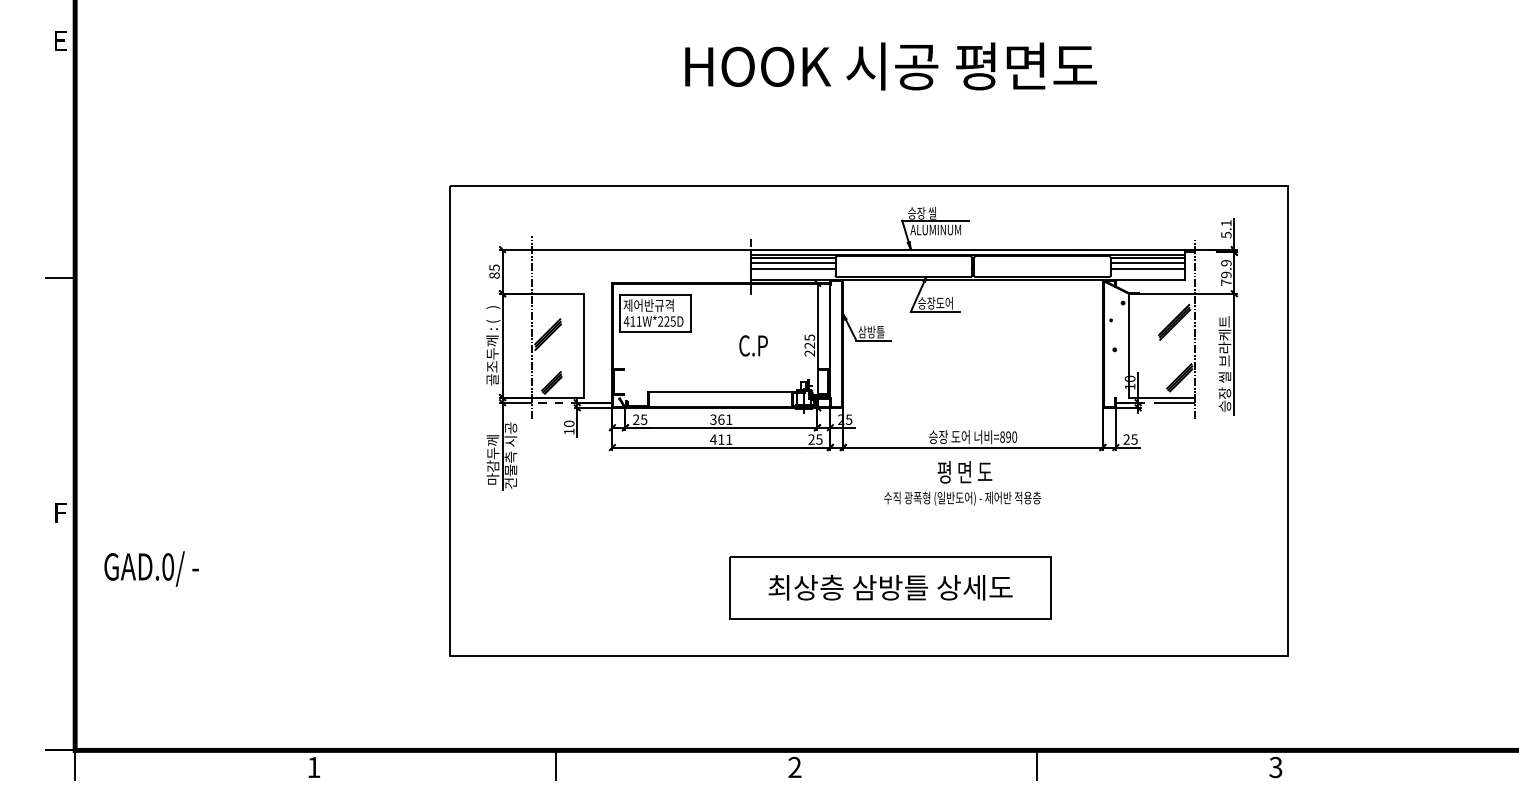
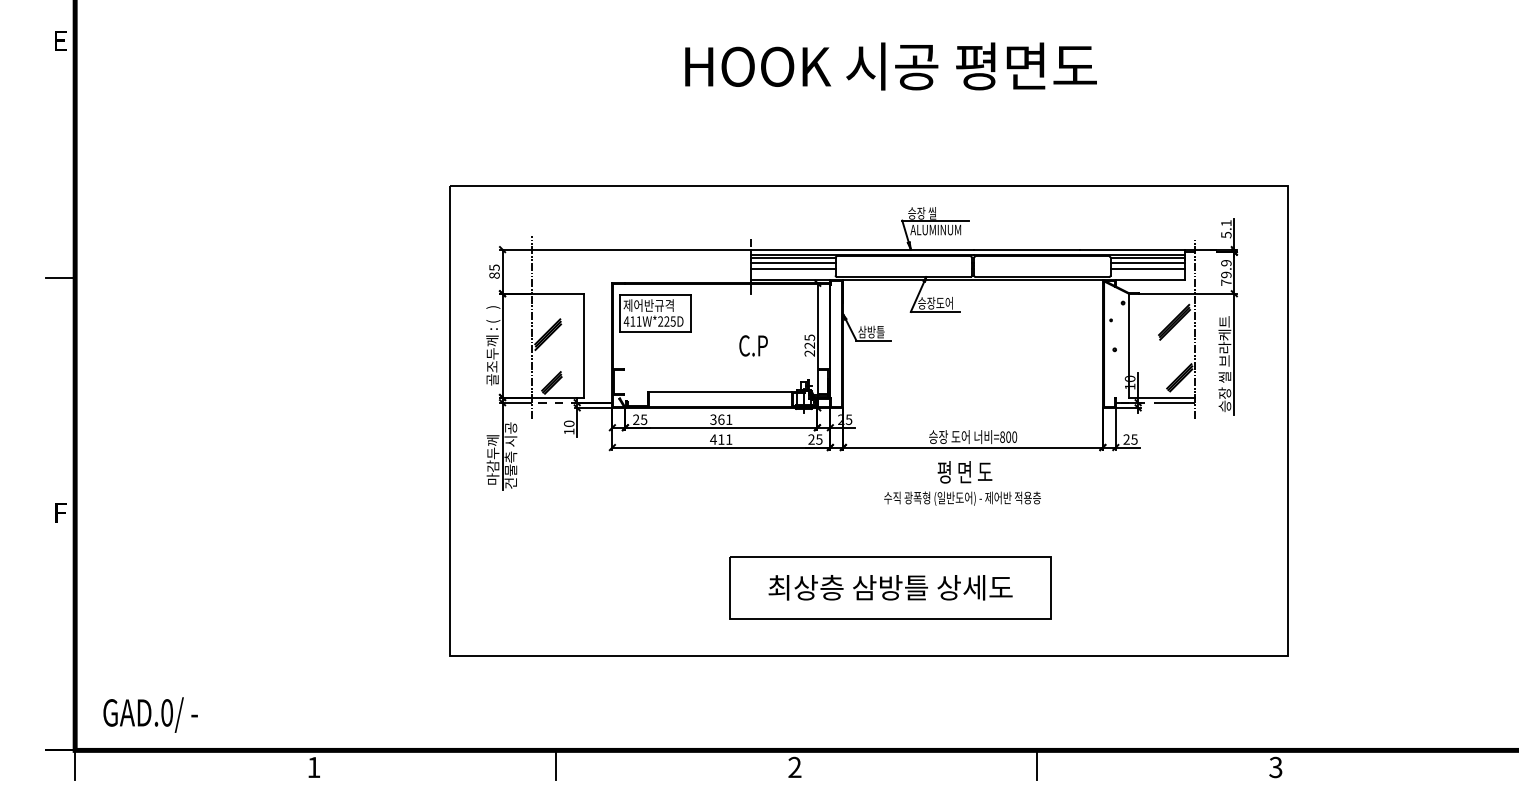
text: =890 -> =800 (1008, 436)
text position: (151, 568) -> (150, 714) (150, 714)
